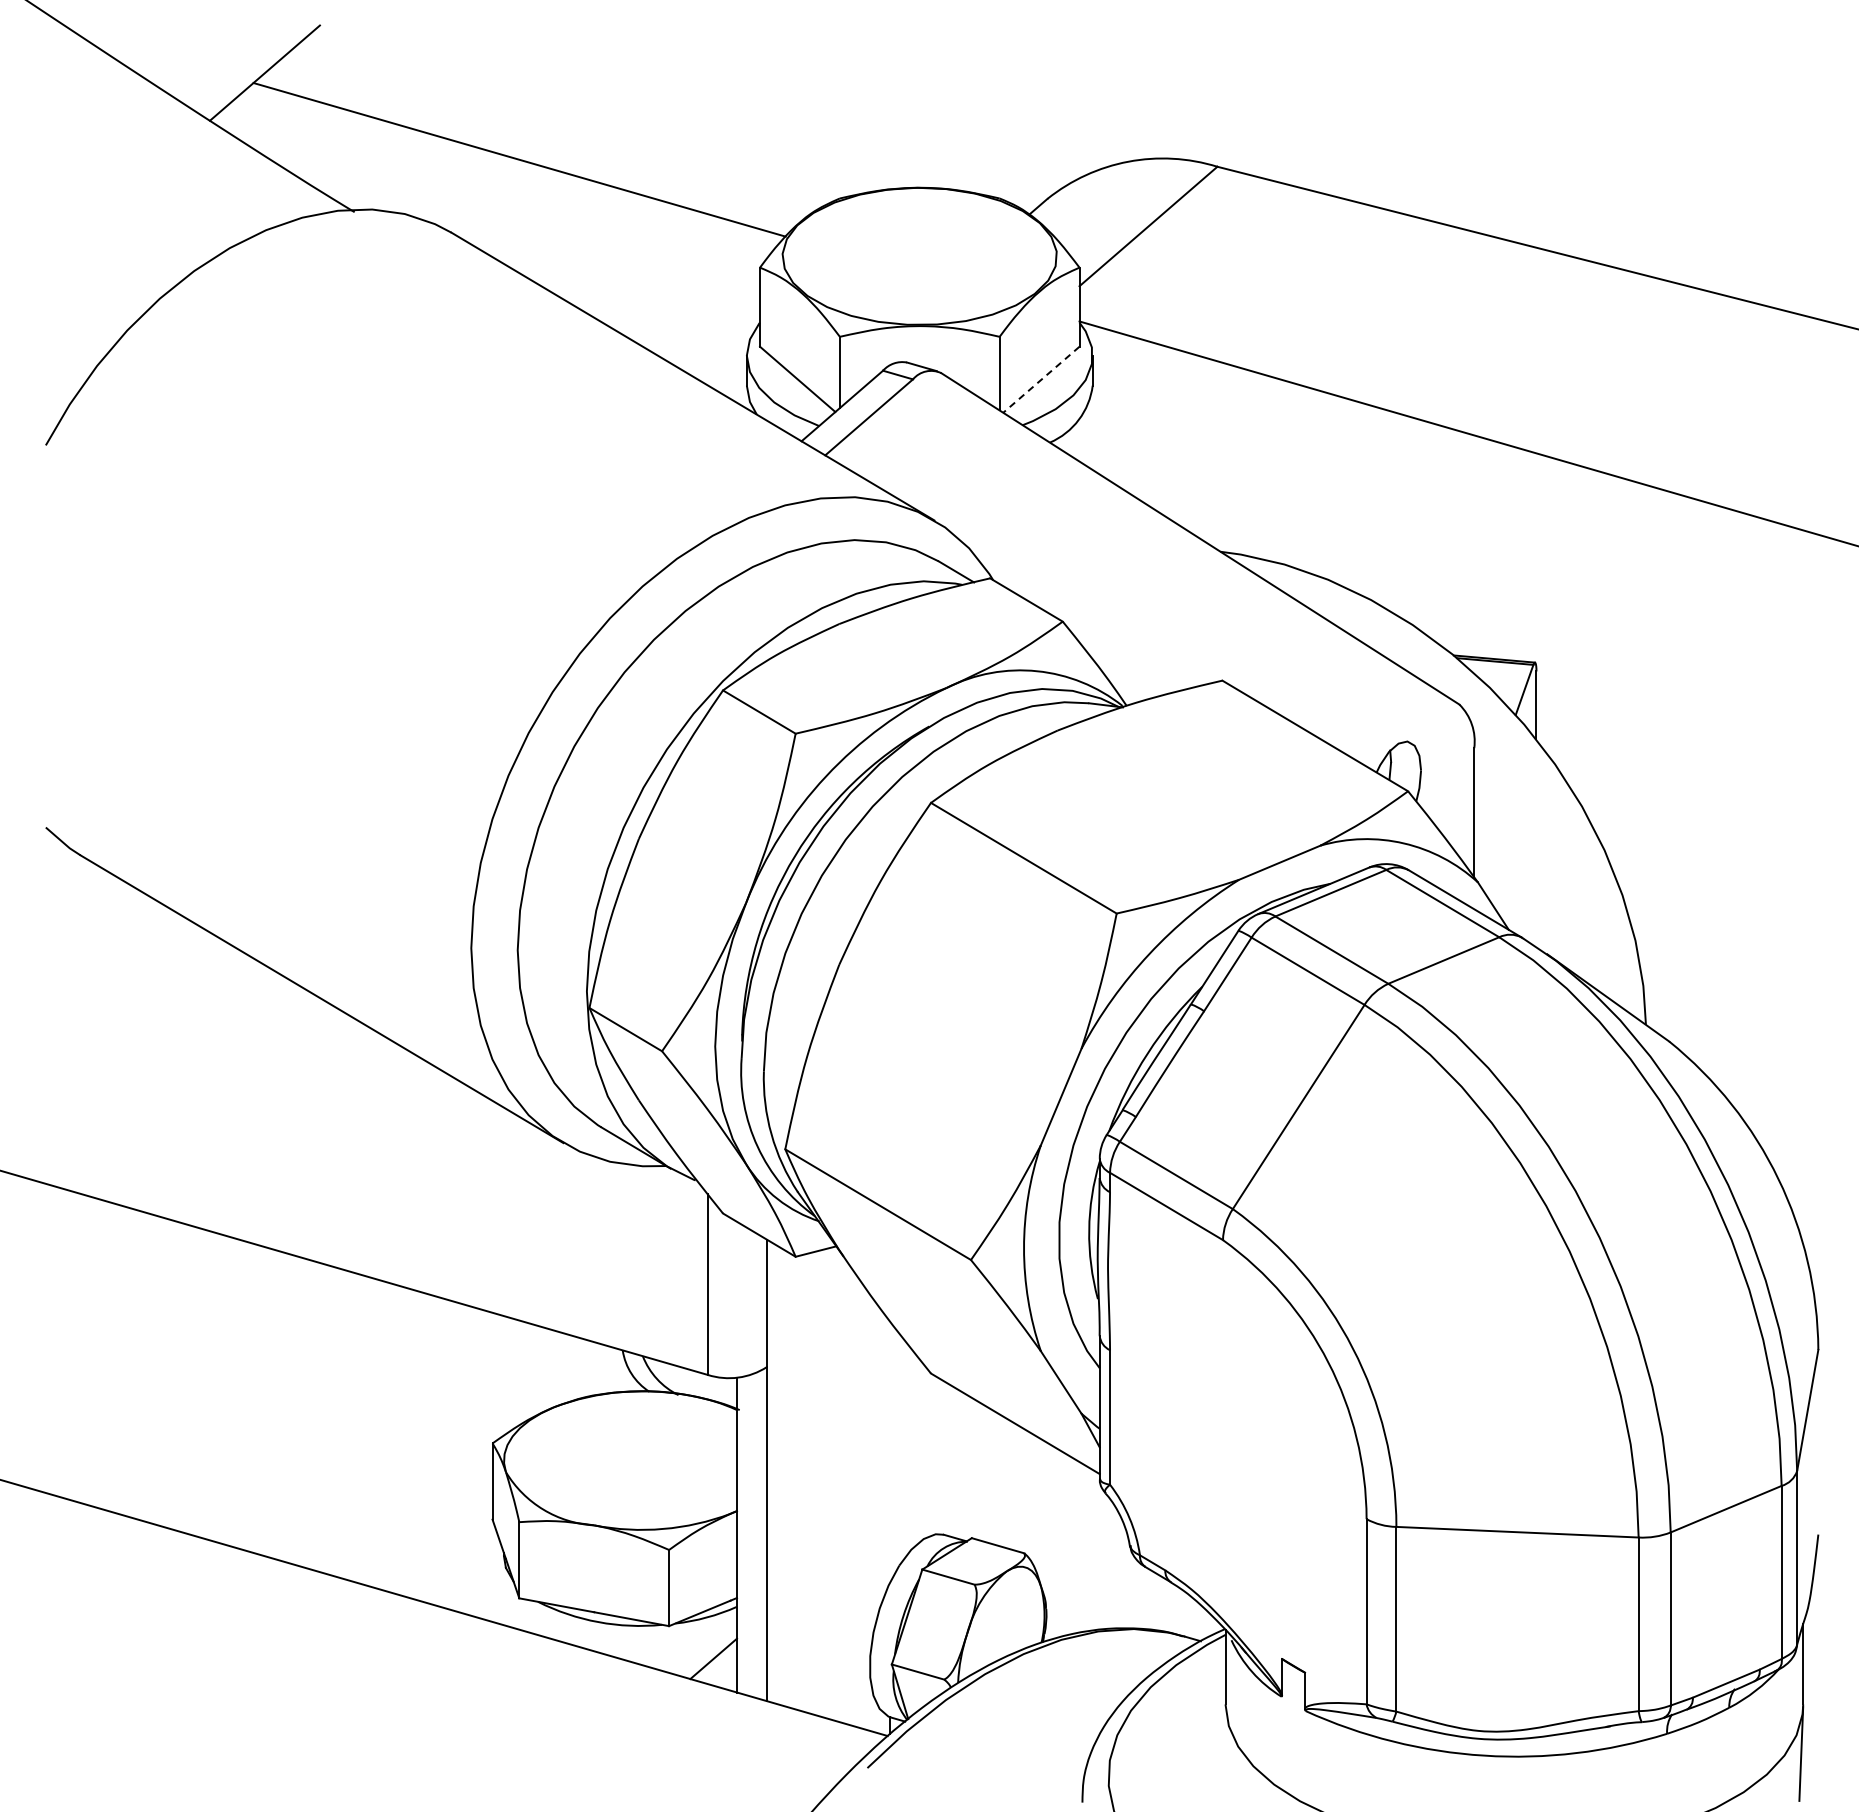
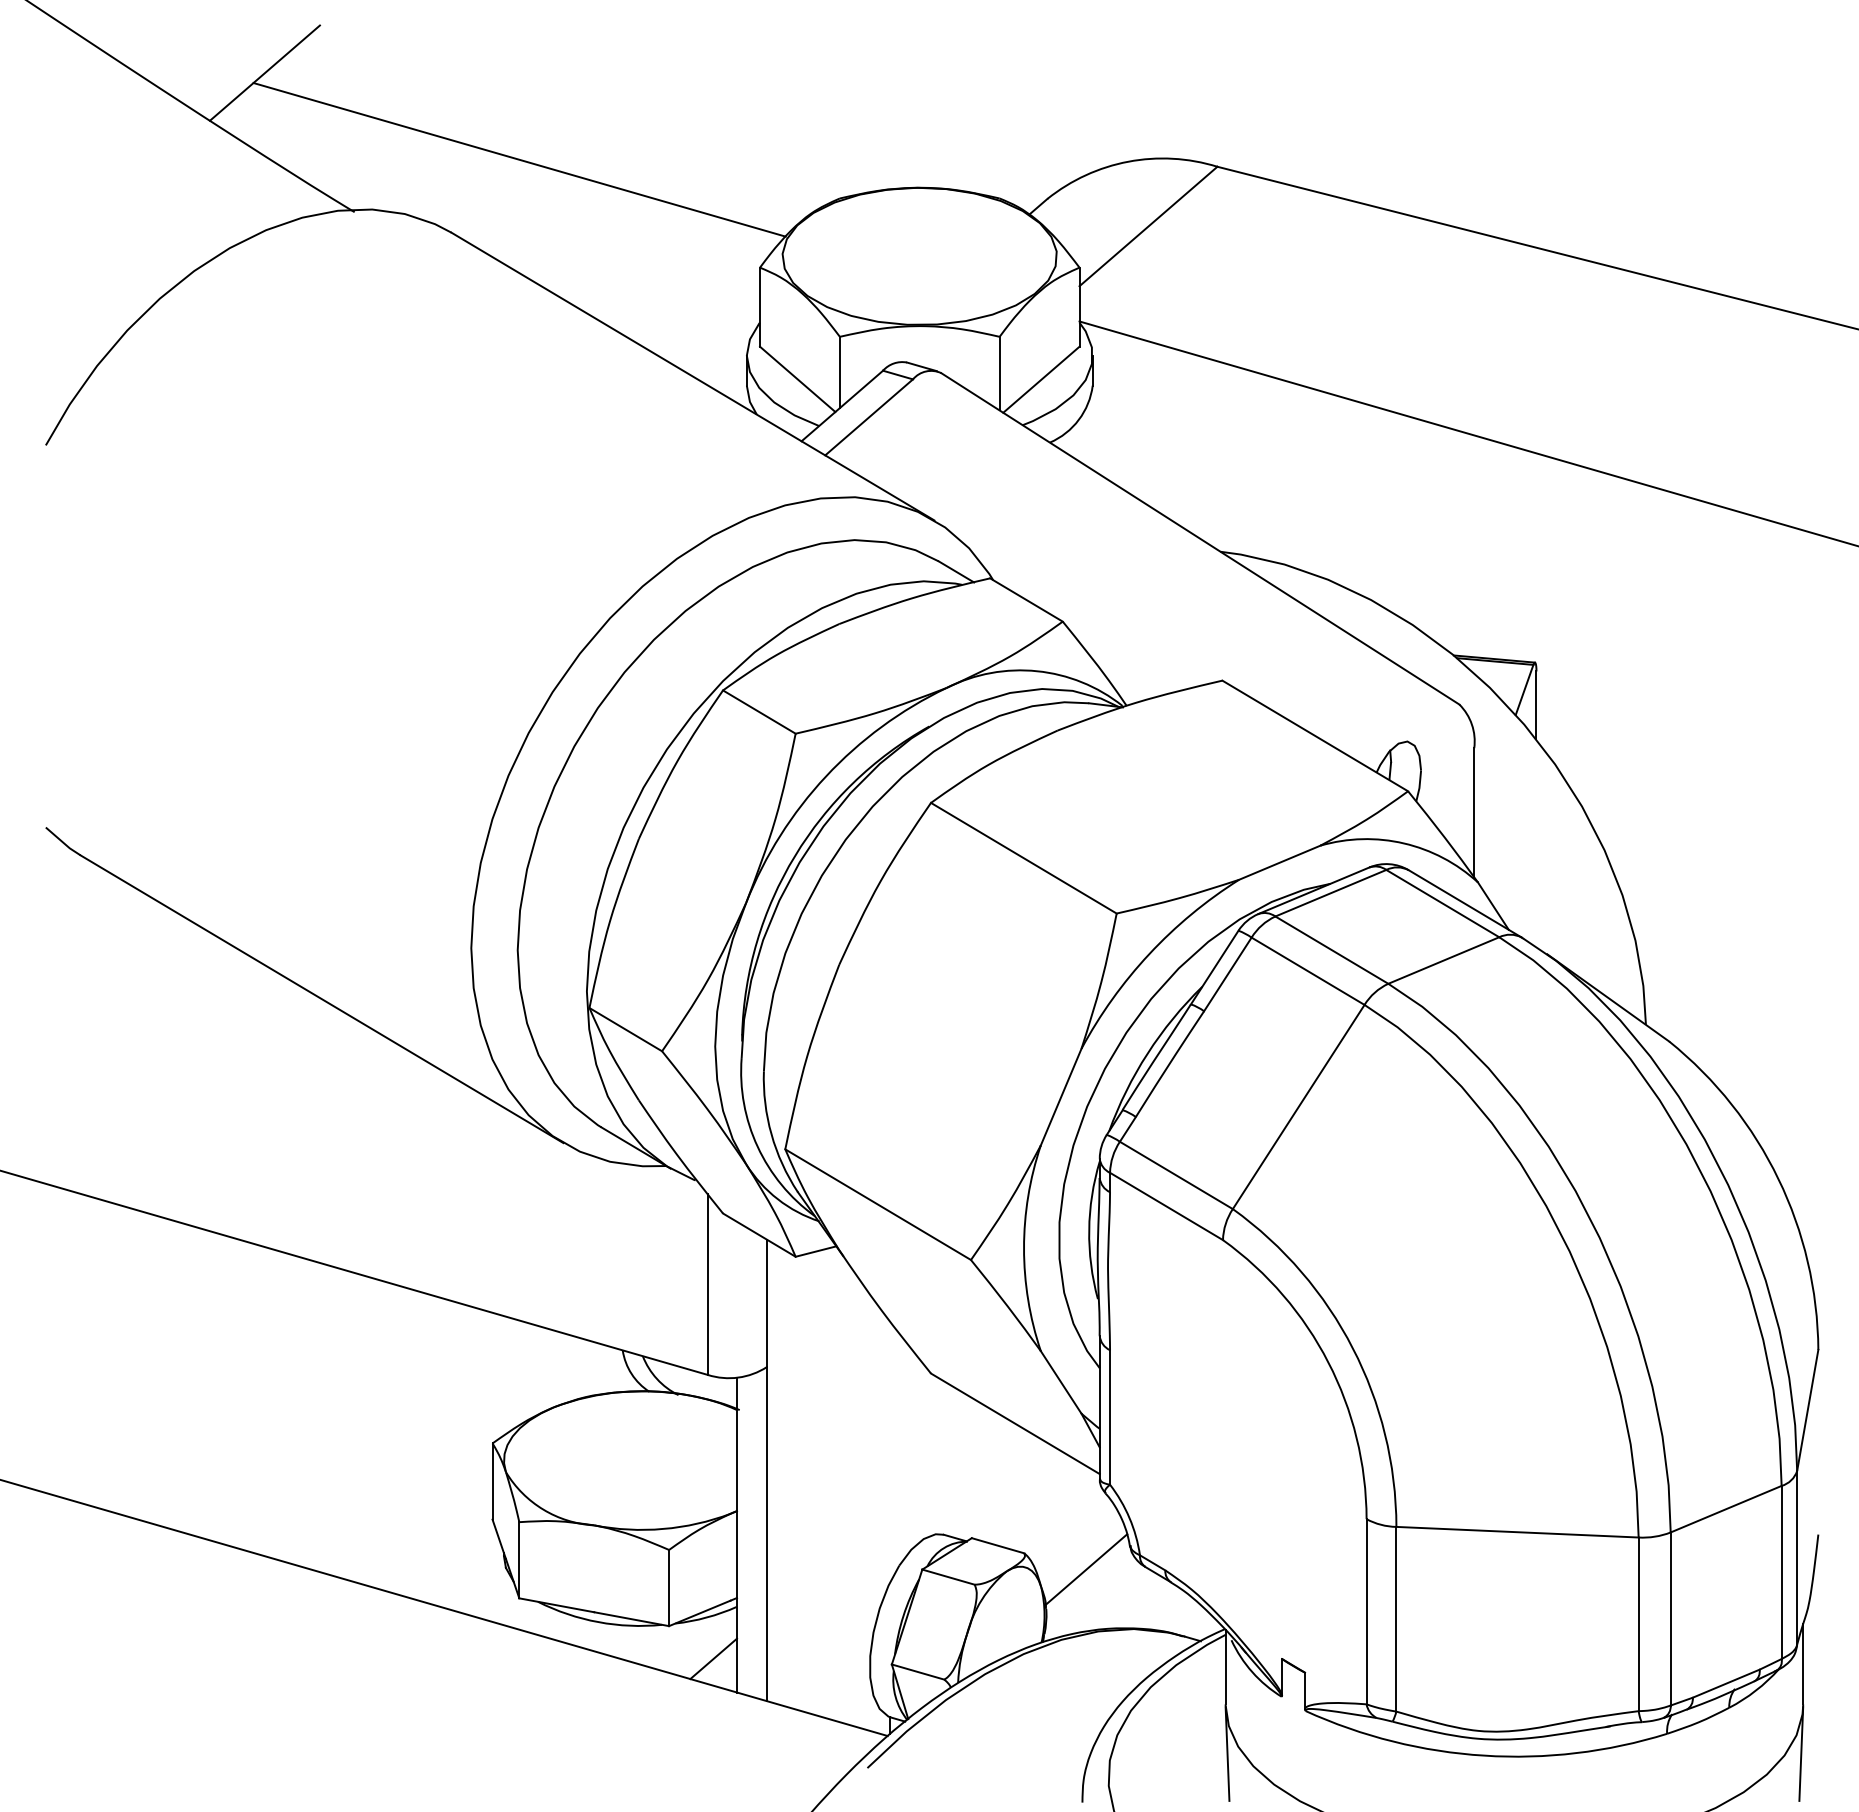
line: dashed -> solid (1041, 380)
line: none -> present (1086, 1569)
line: none -> present (1227, 1753)
